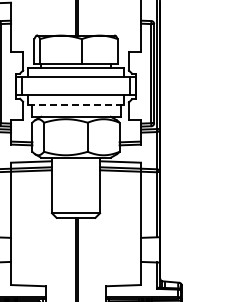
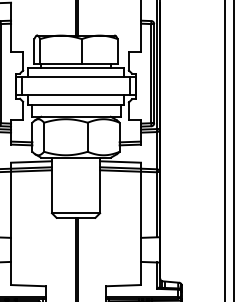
line: dashed -> solid (76, 104)
line: none -> present (225, 150)
line: none -> present (234, 150)
